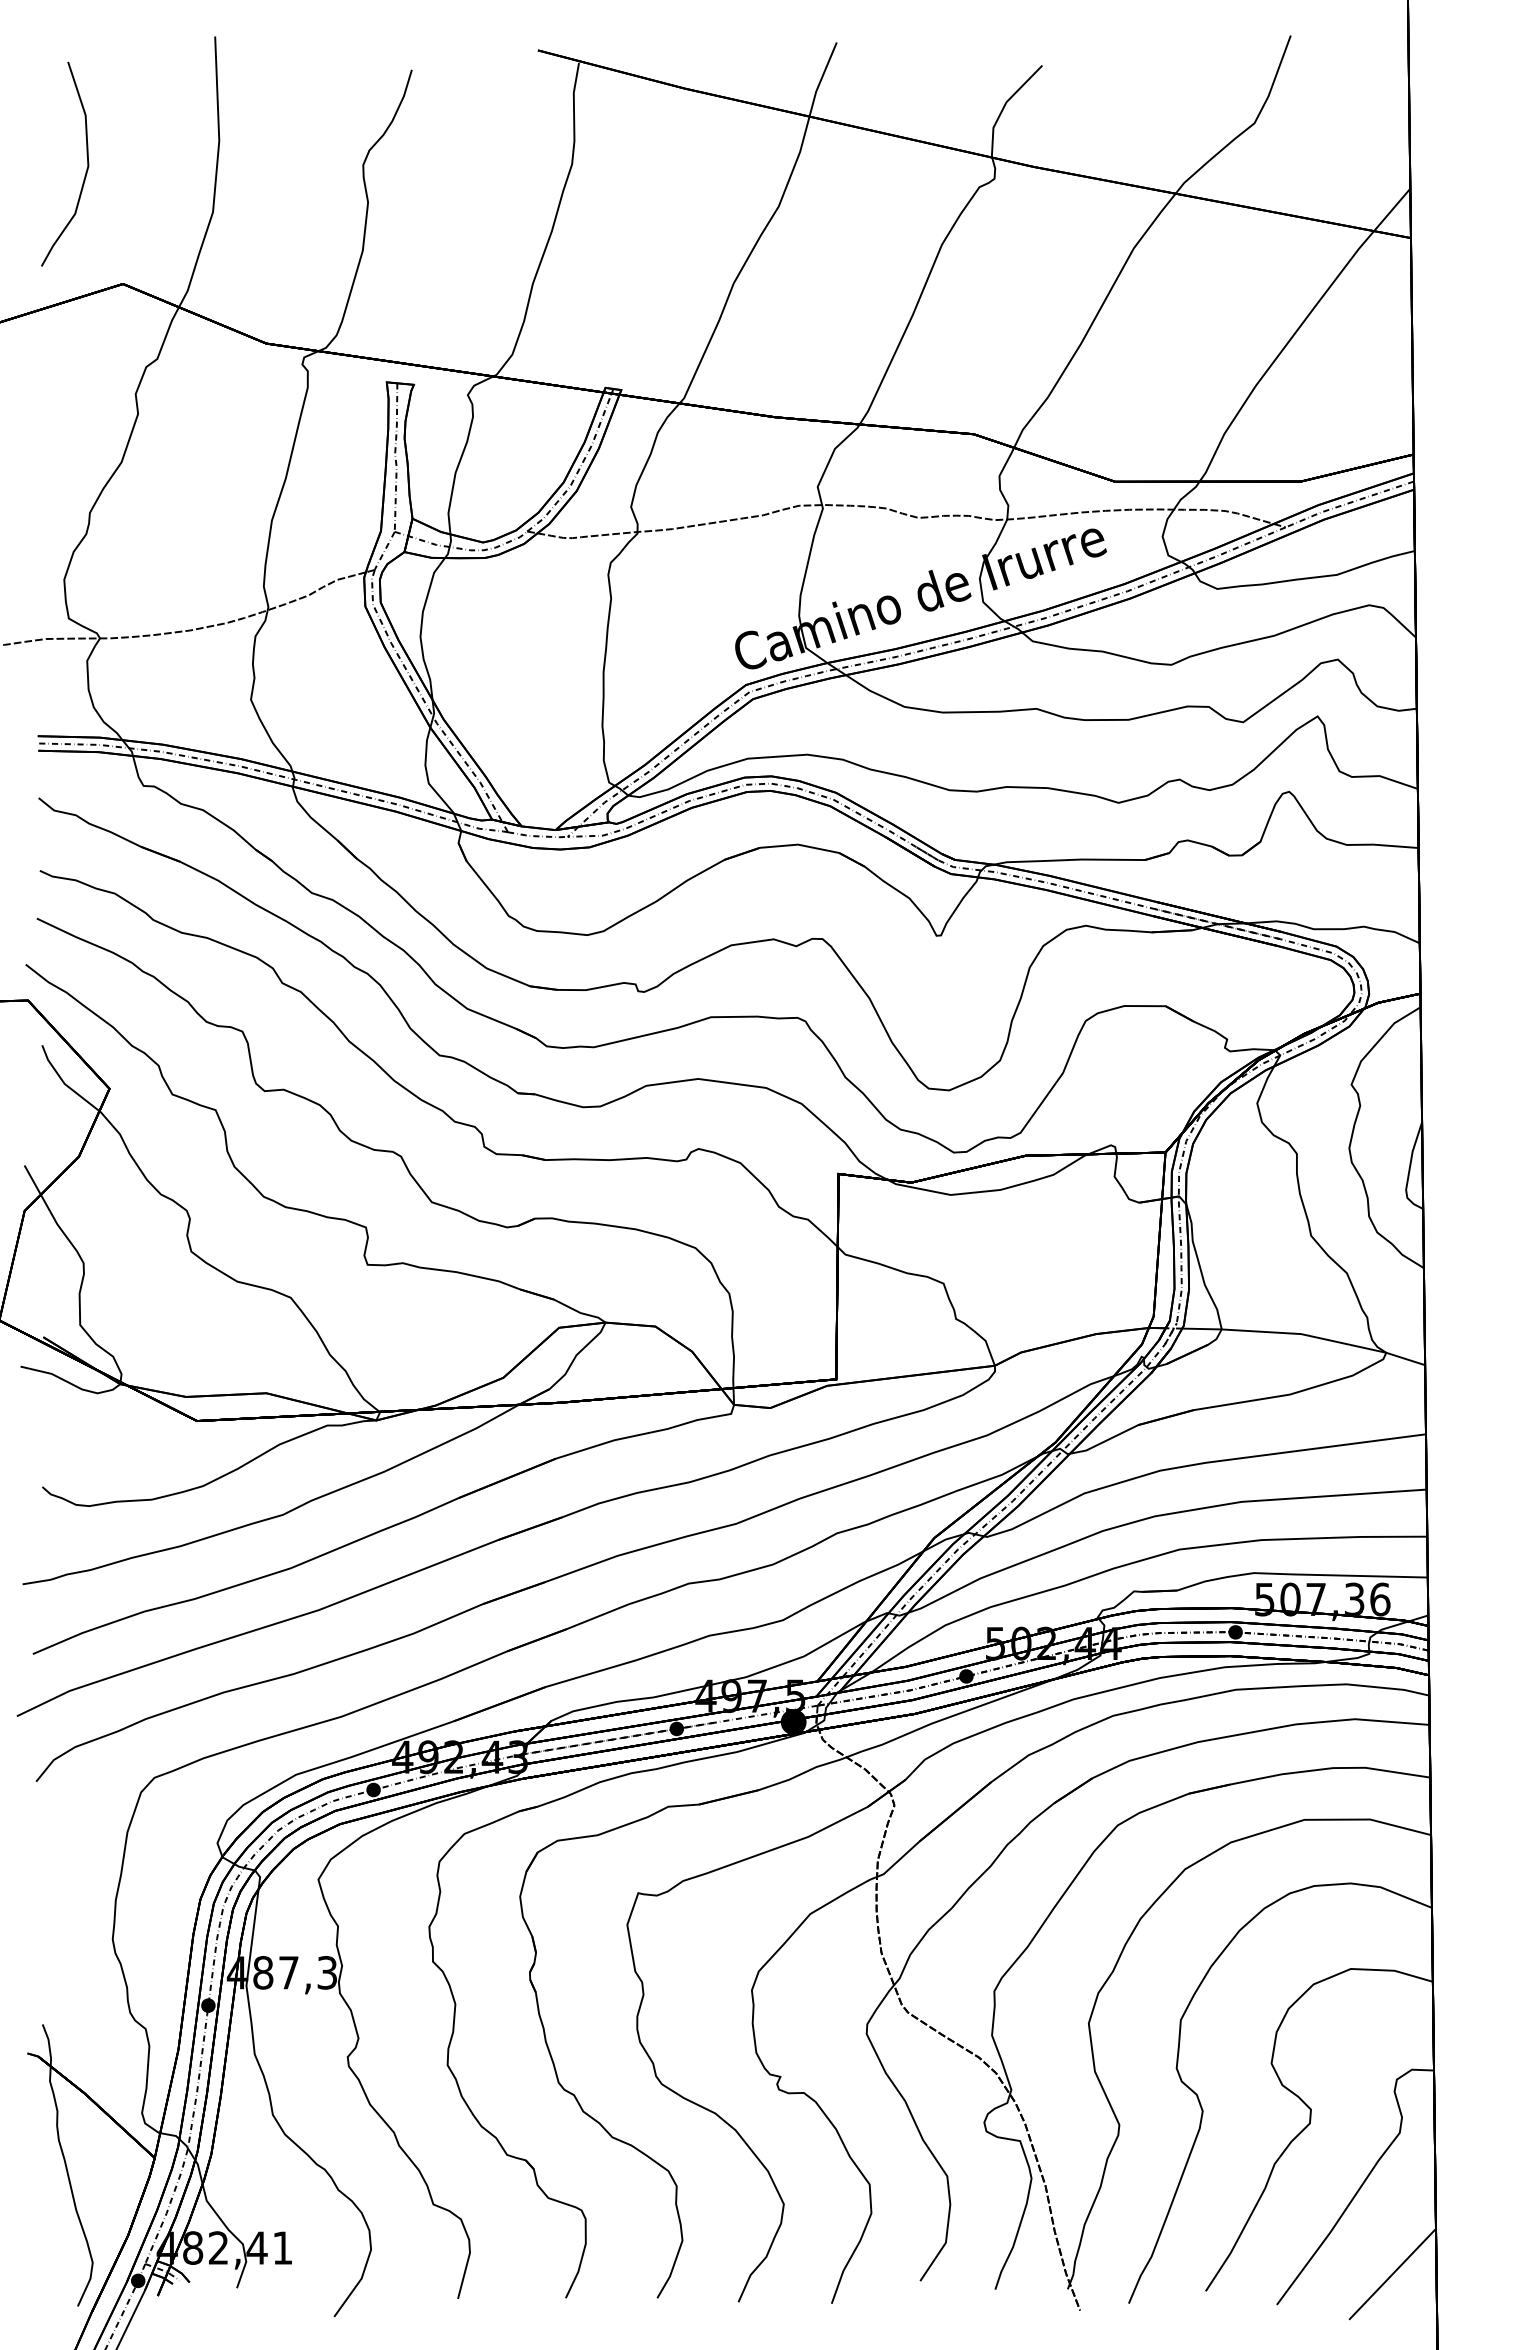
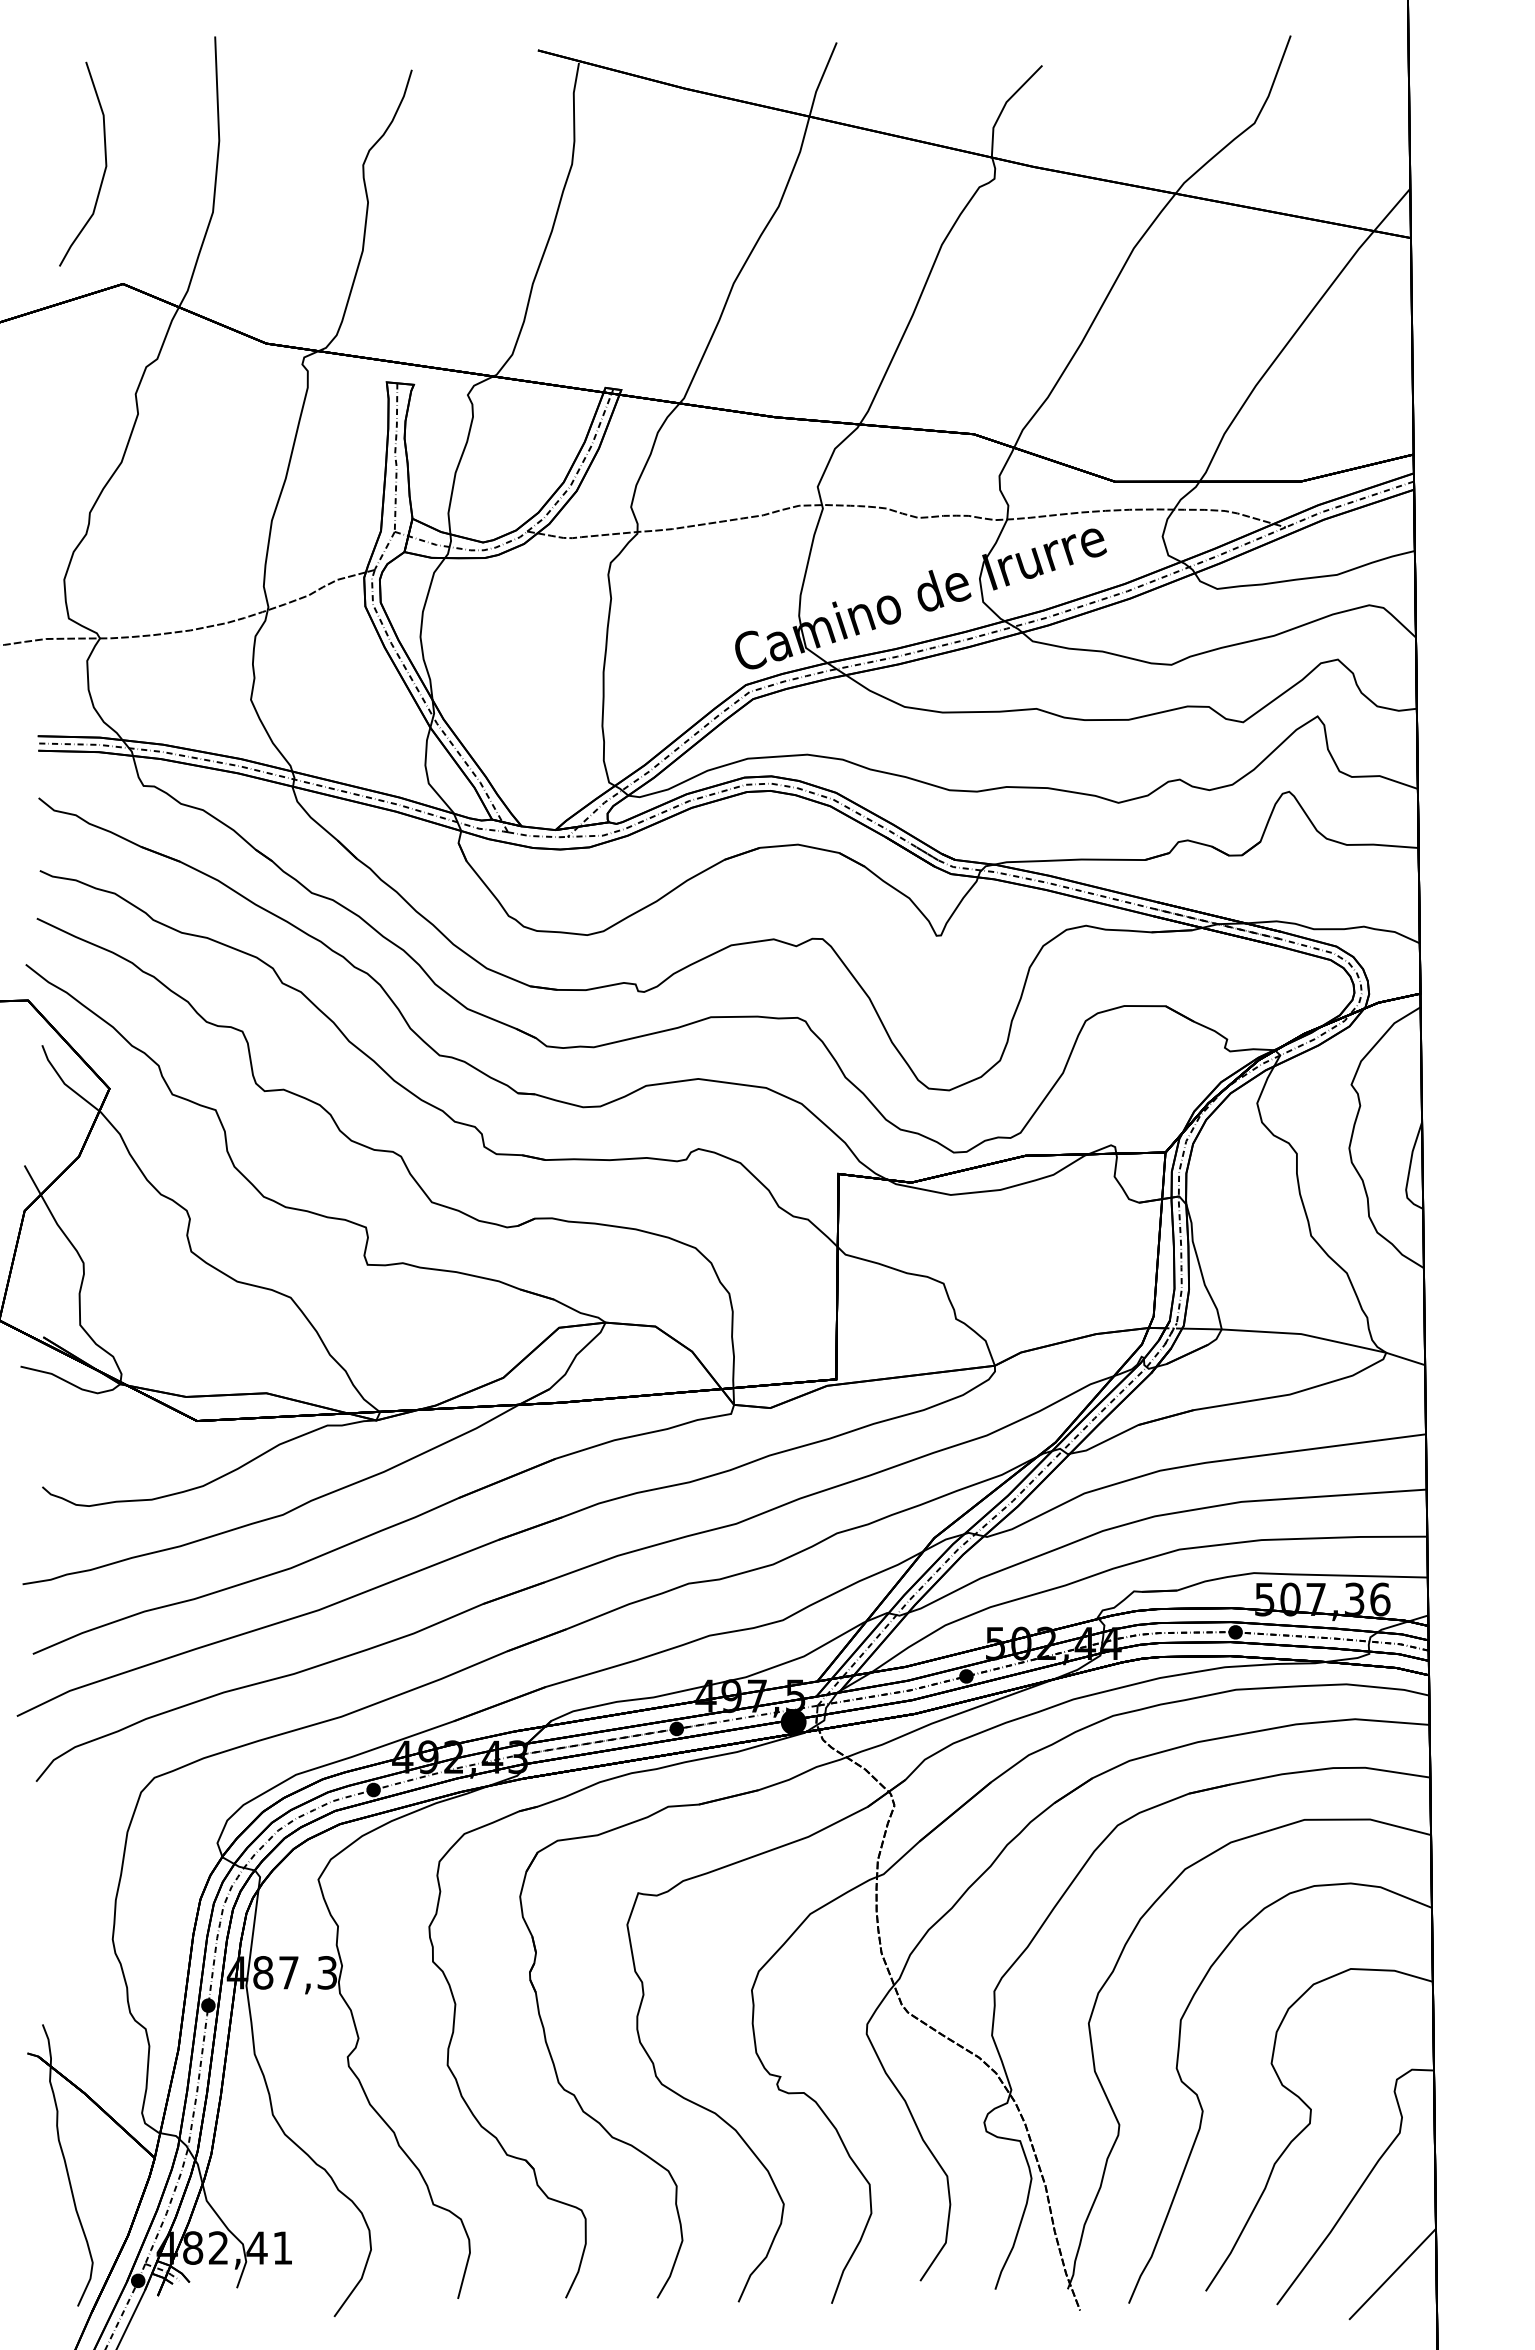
curve position: (86, 168) -> (104, 168) (104, 168)
